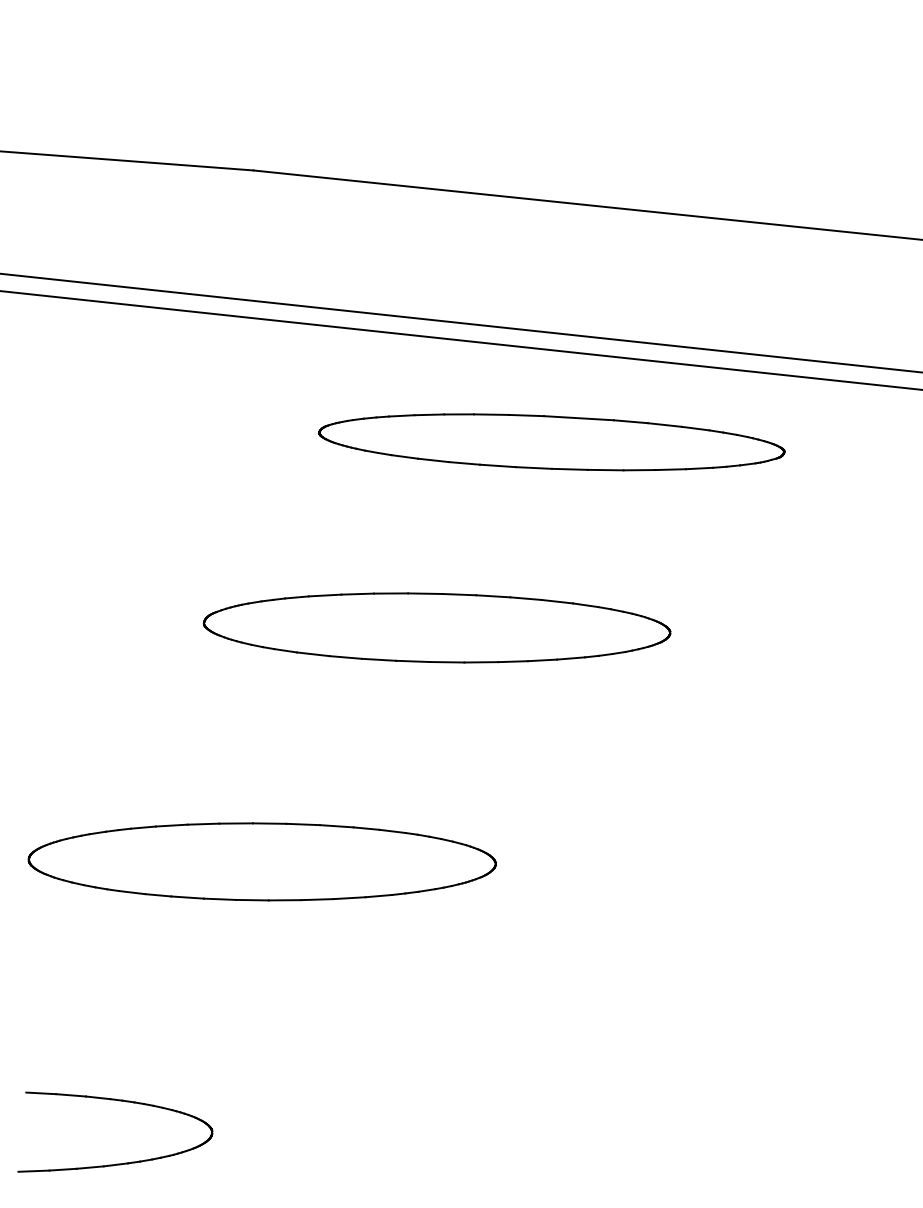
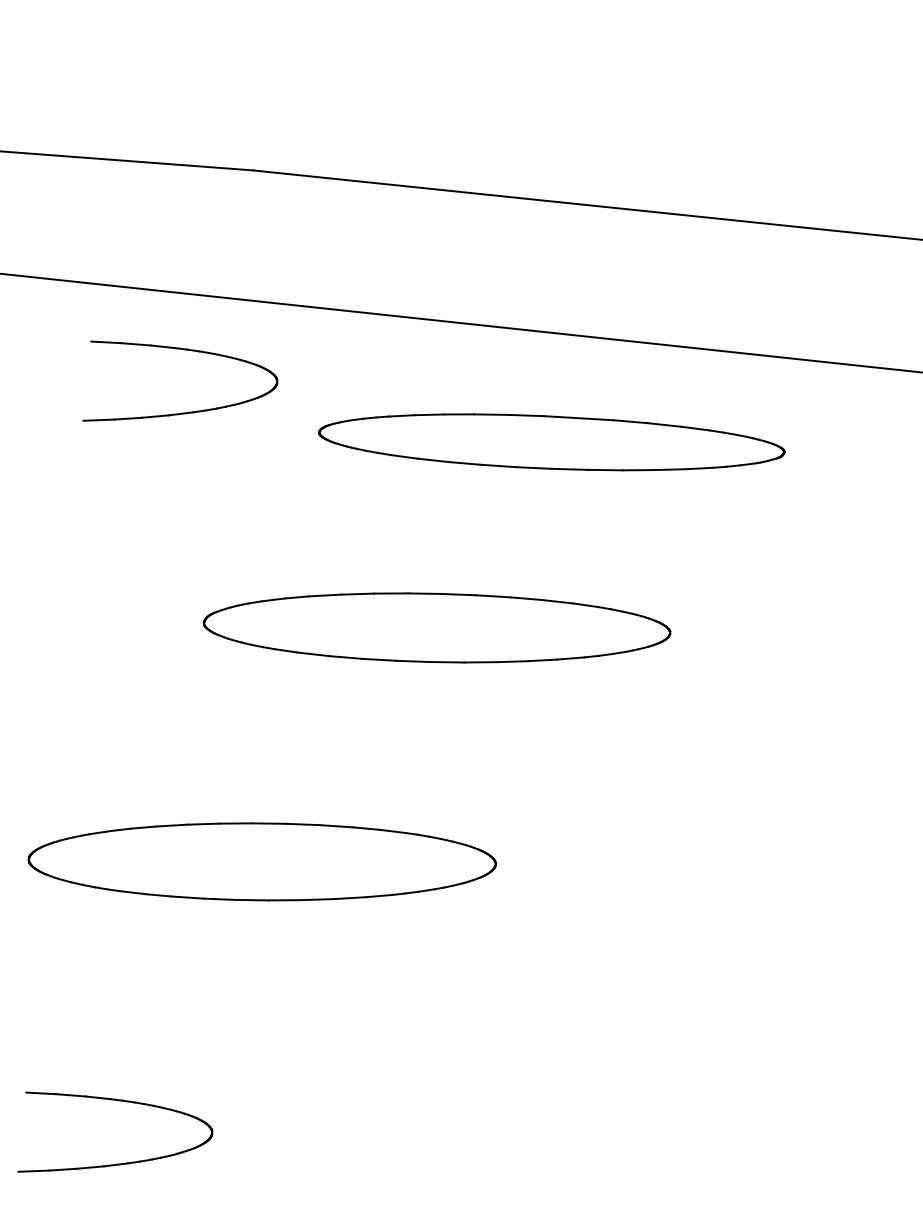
line: present -> none (460, 340)
part: none -> present (183, 350)
